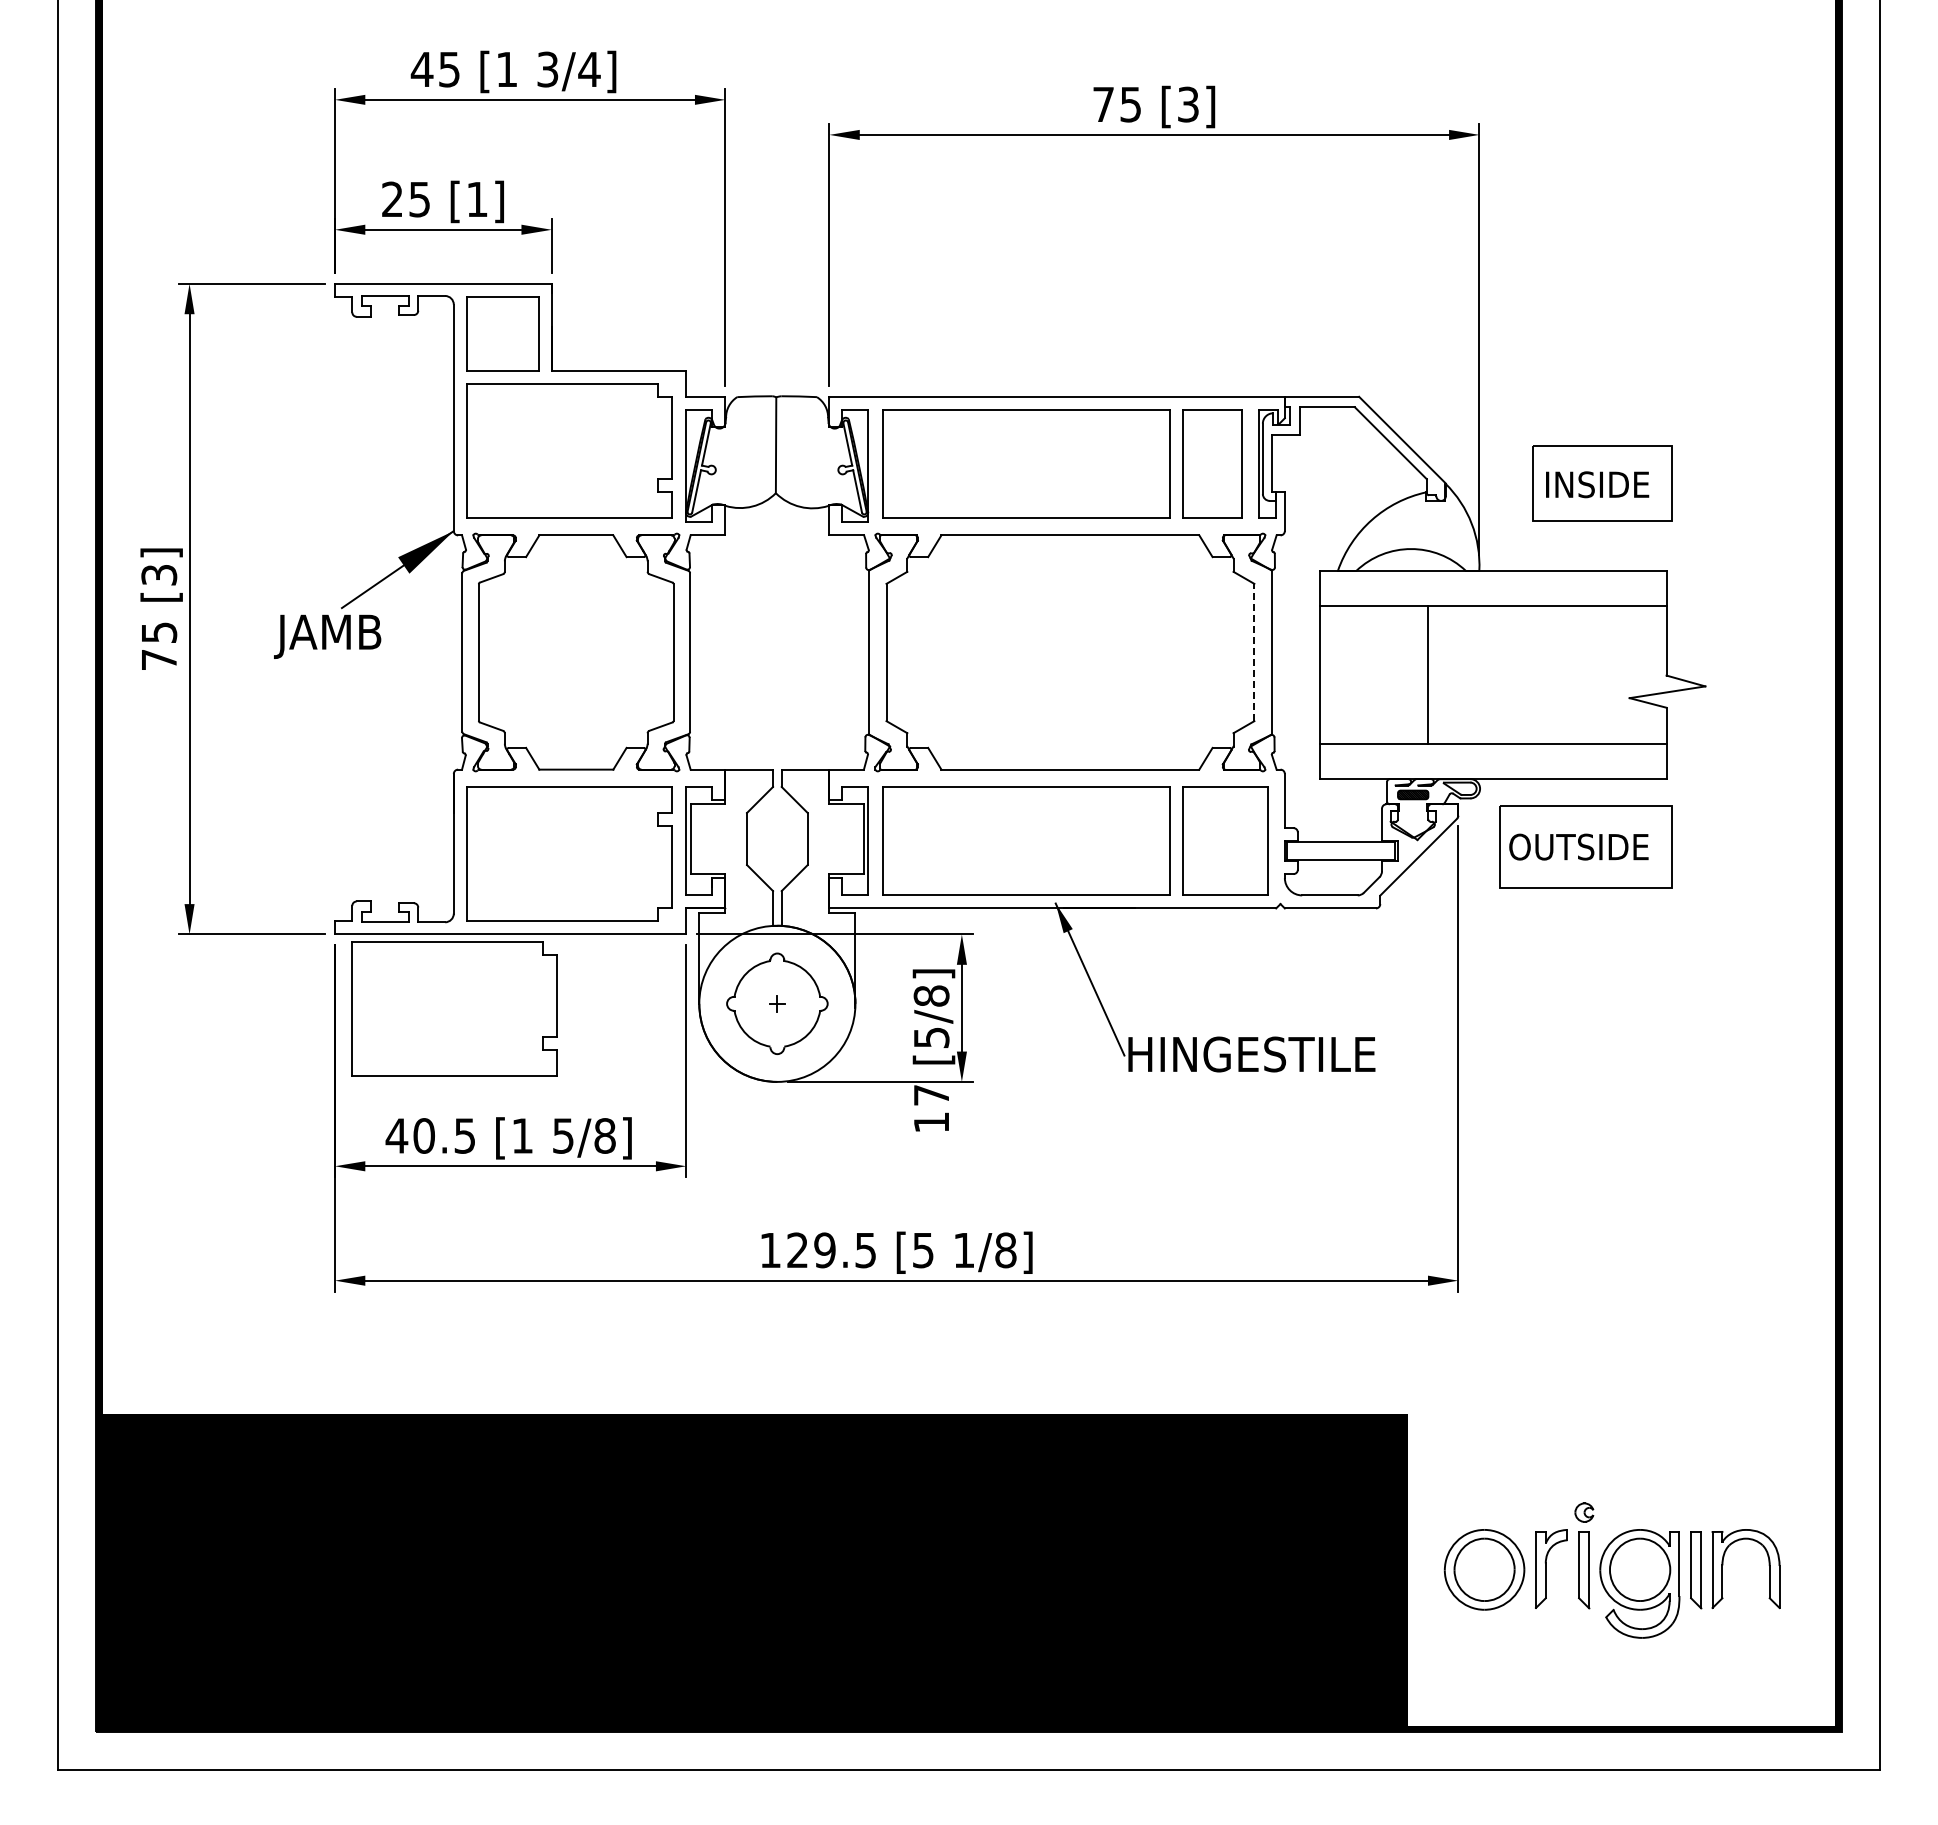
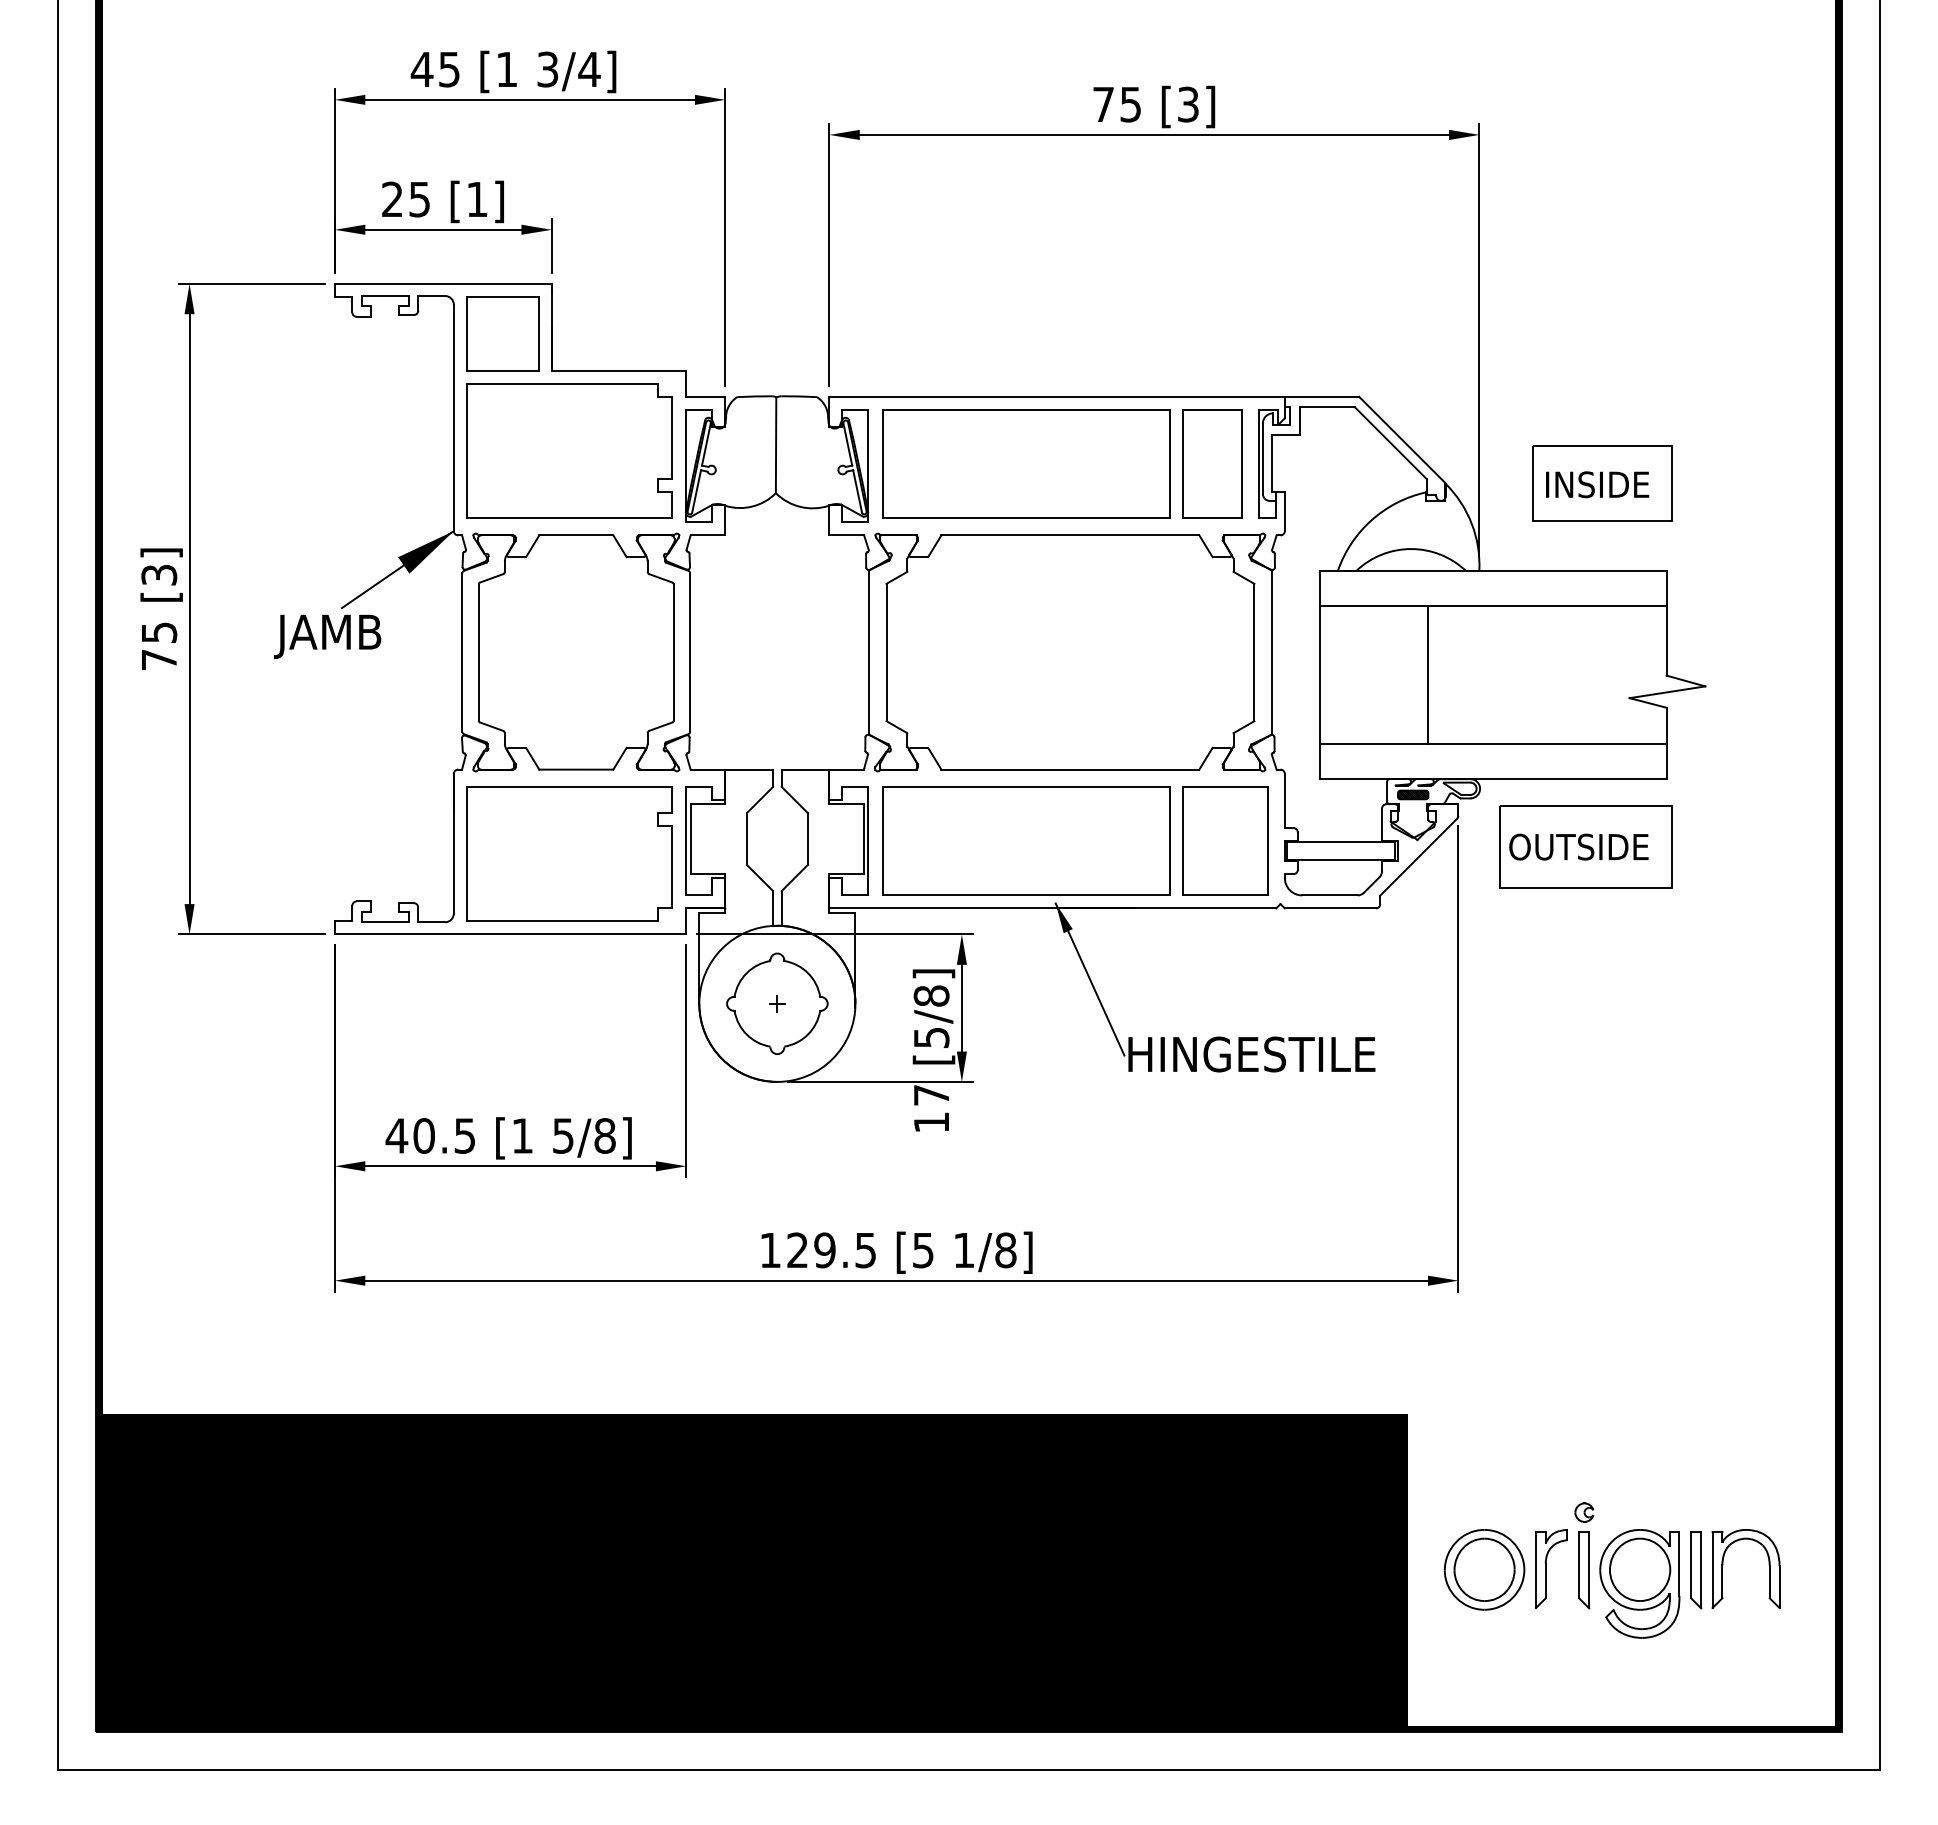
line: dashed -> solid (1254, 652)
part: present -> none (454, 1008)
